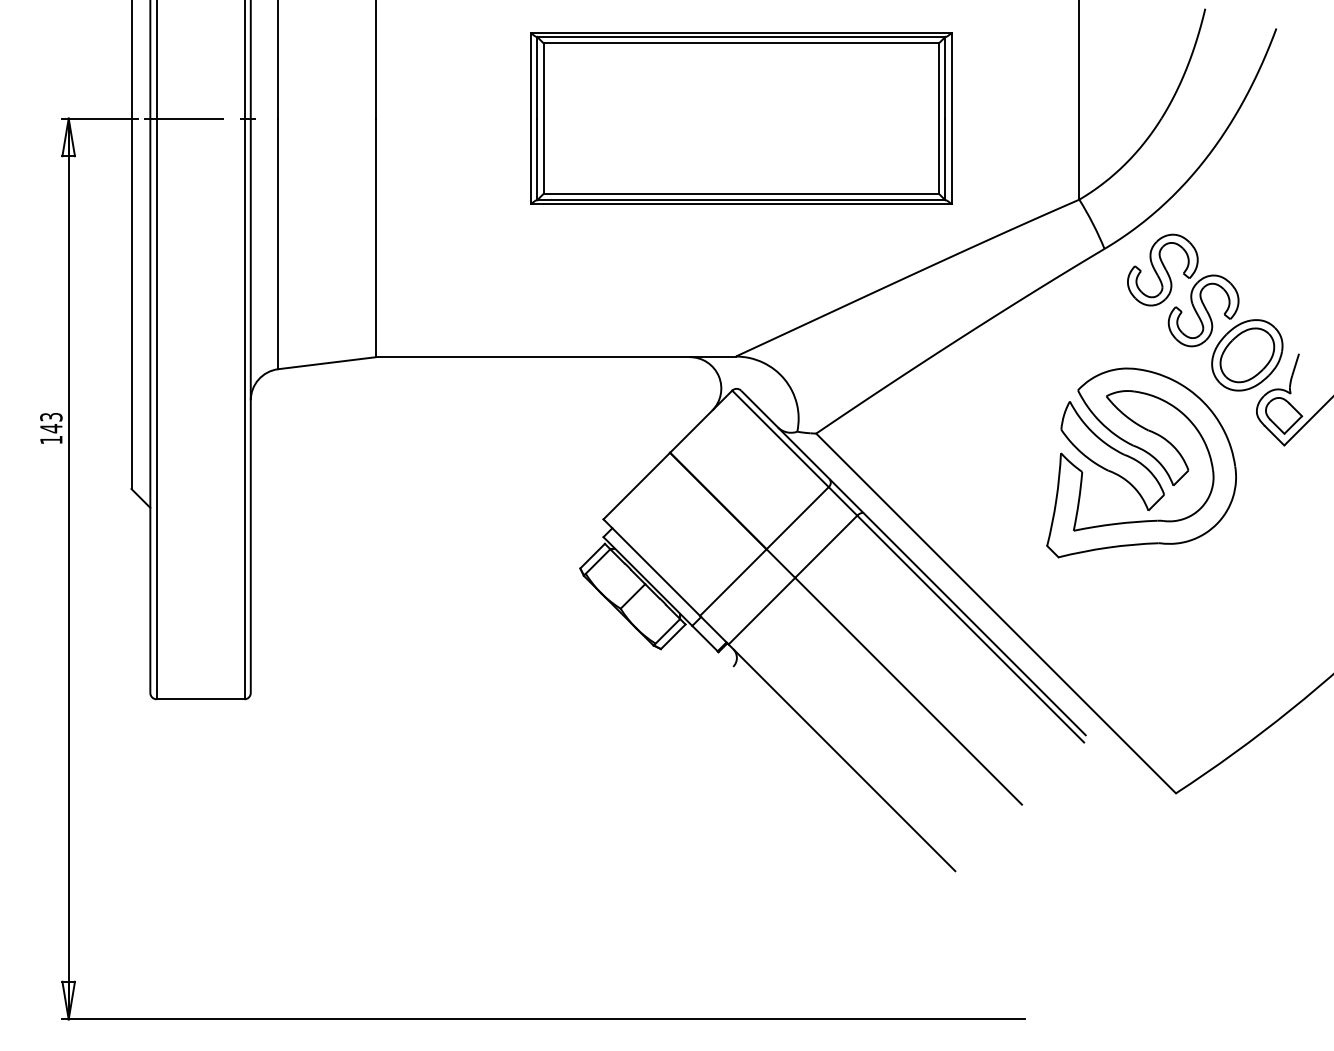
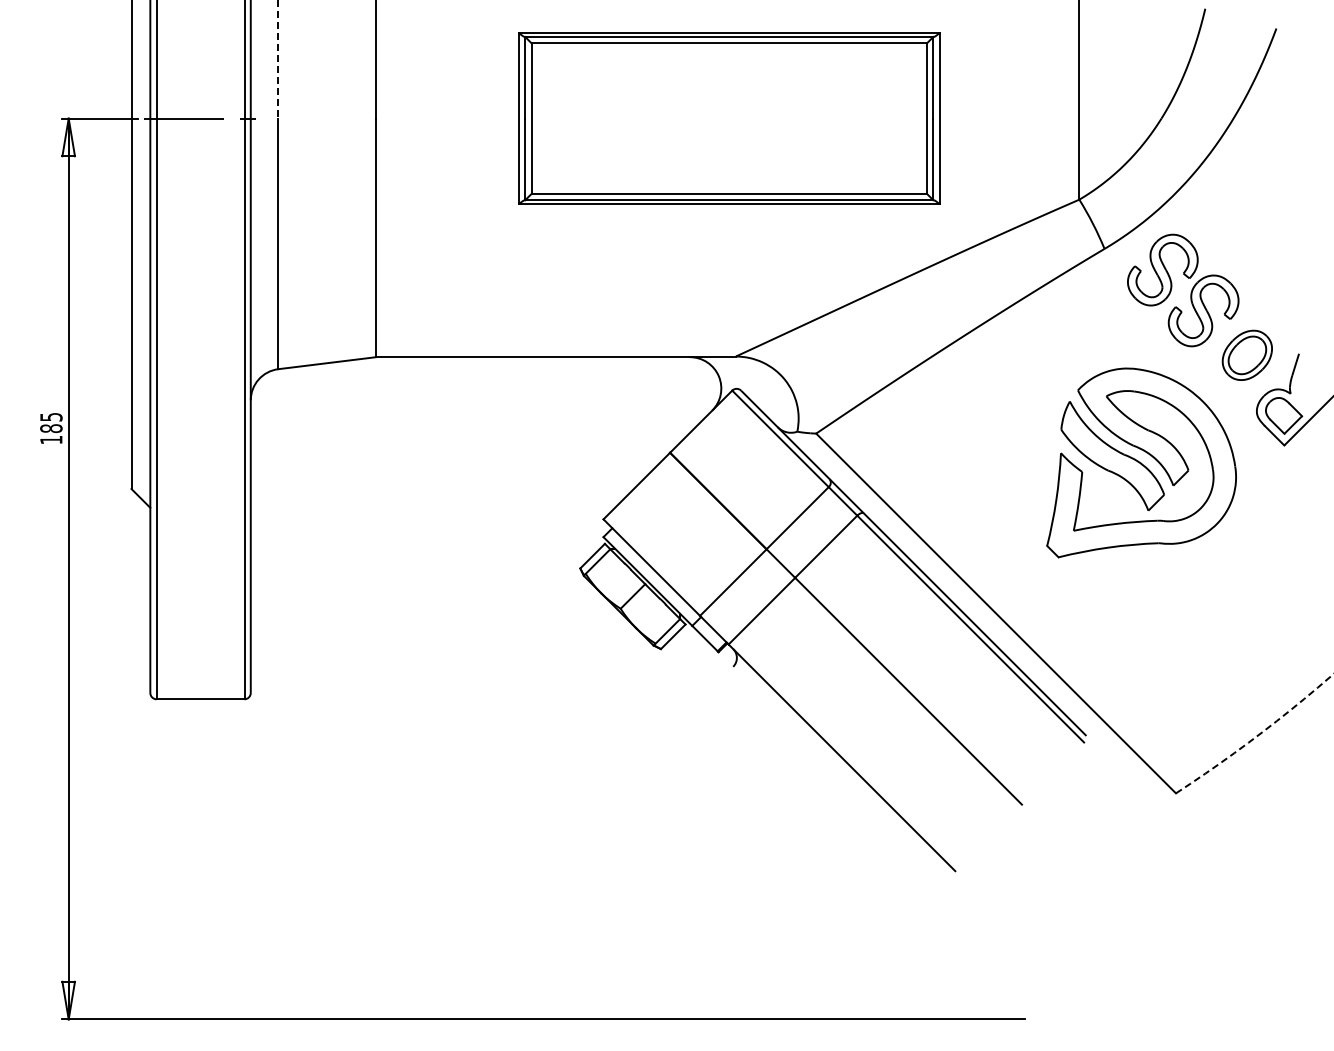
line: solid -> dashed (278, 59)
part position: (741, 118) -> (729, 118) (729, 118)
part size: 73x73 px -> 52x52 px (1246, 354)
text: 143 -> 185 (51, 423)
arc: solid -> dashed (1257, 736)
